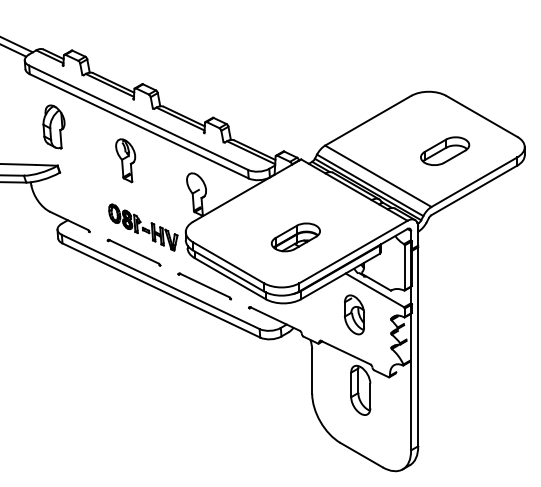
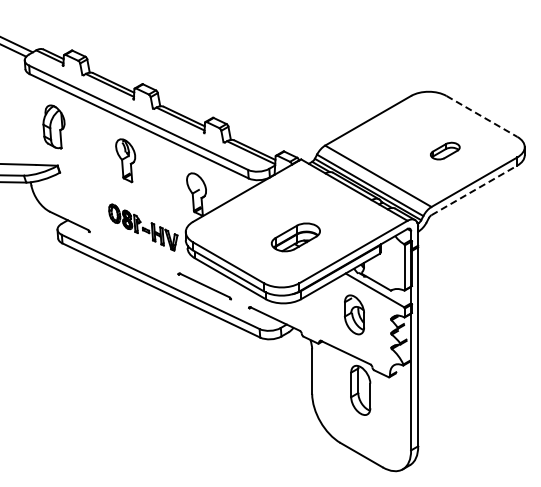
line: solid -> dashed (481, 116)
part size: 51x30 px -> 31x20 px (445, 150)
line: solid -> dashed (474, 190)
part: present -> none (133, 252)
